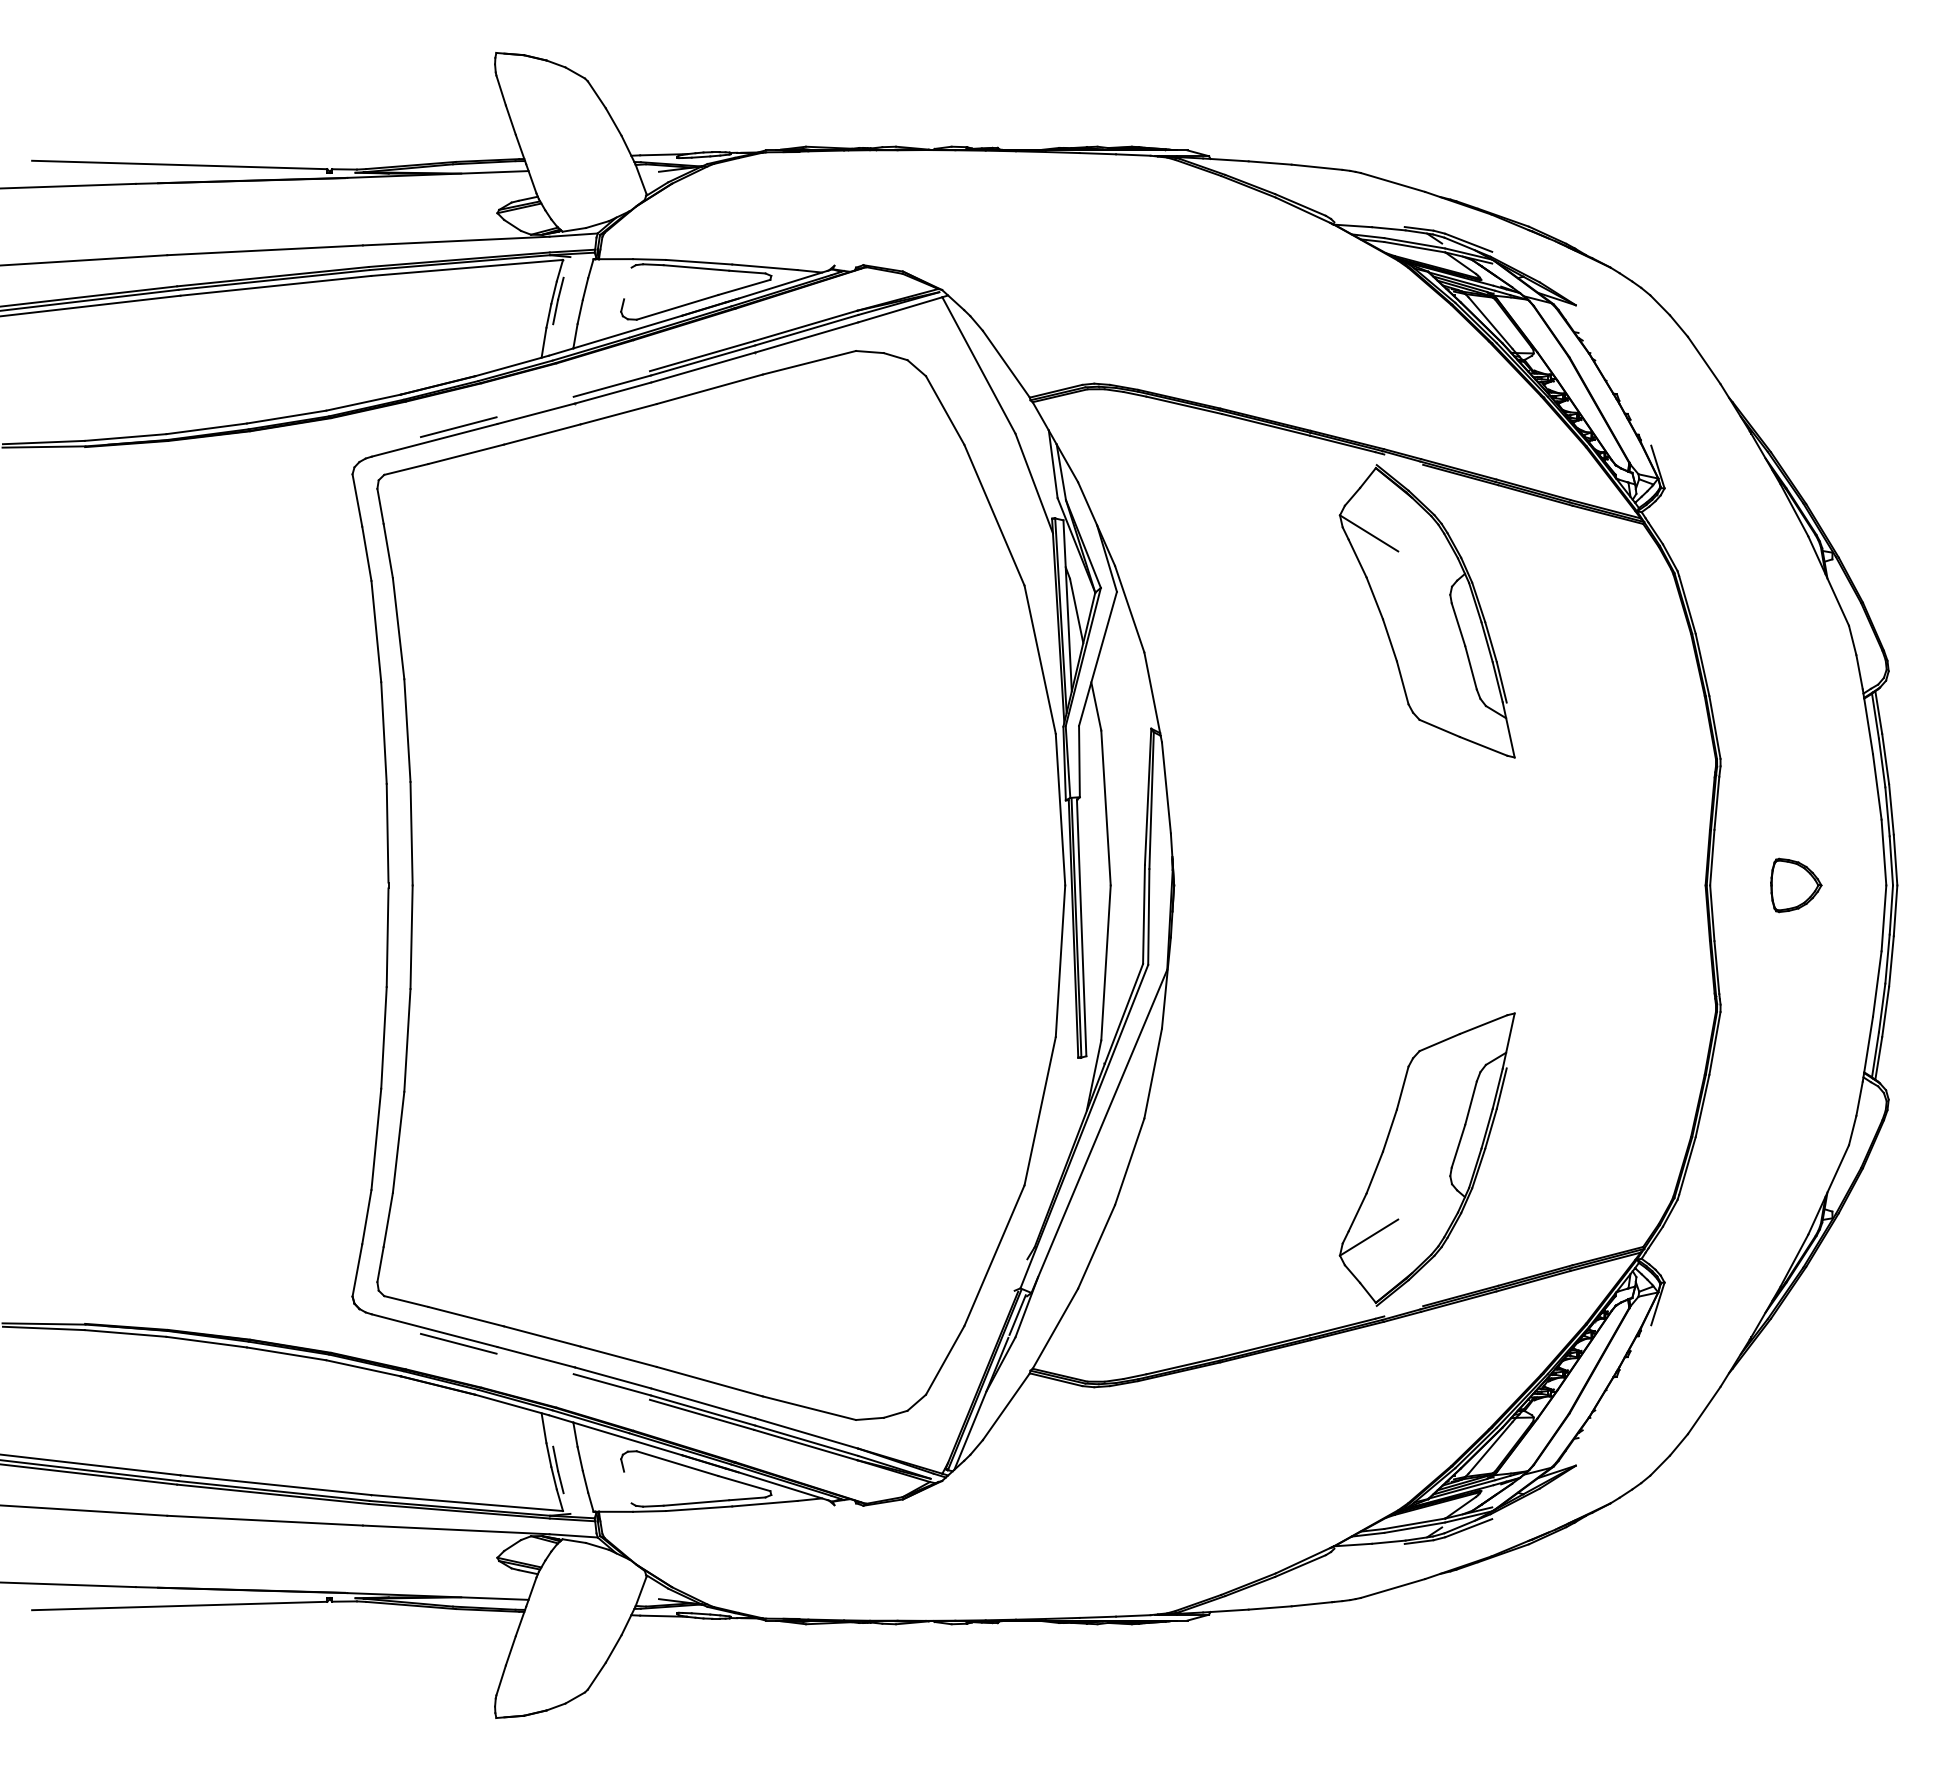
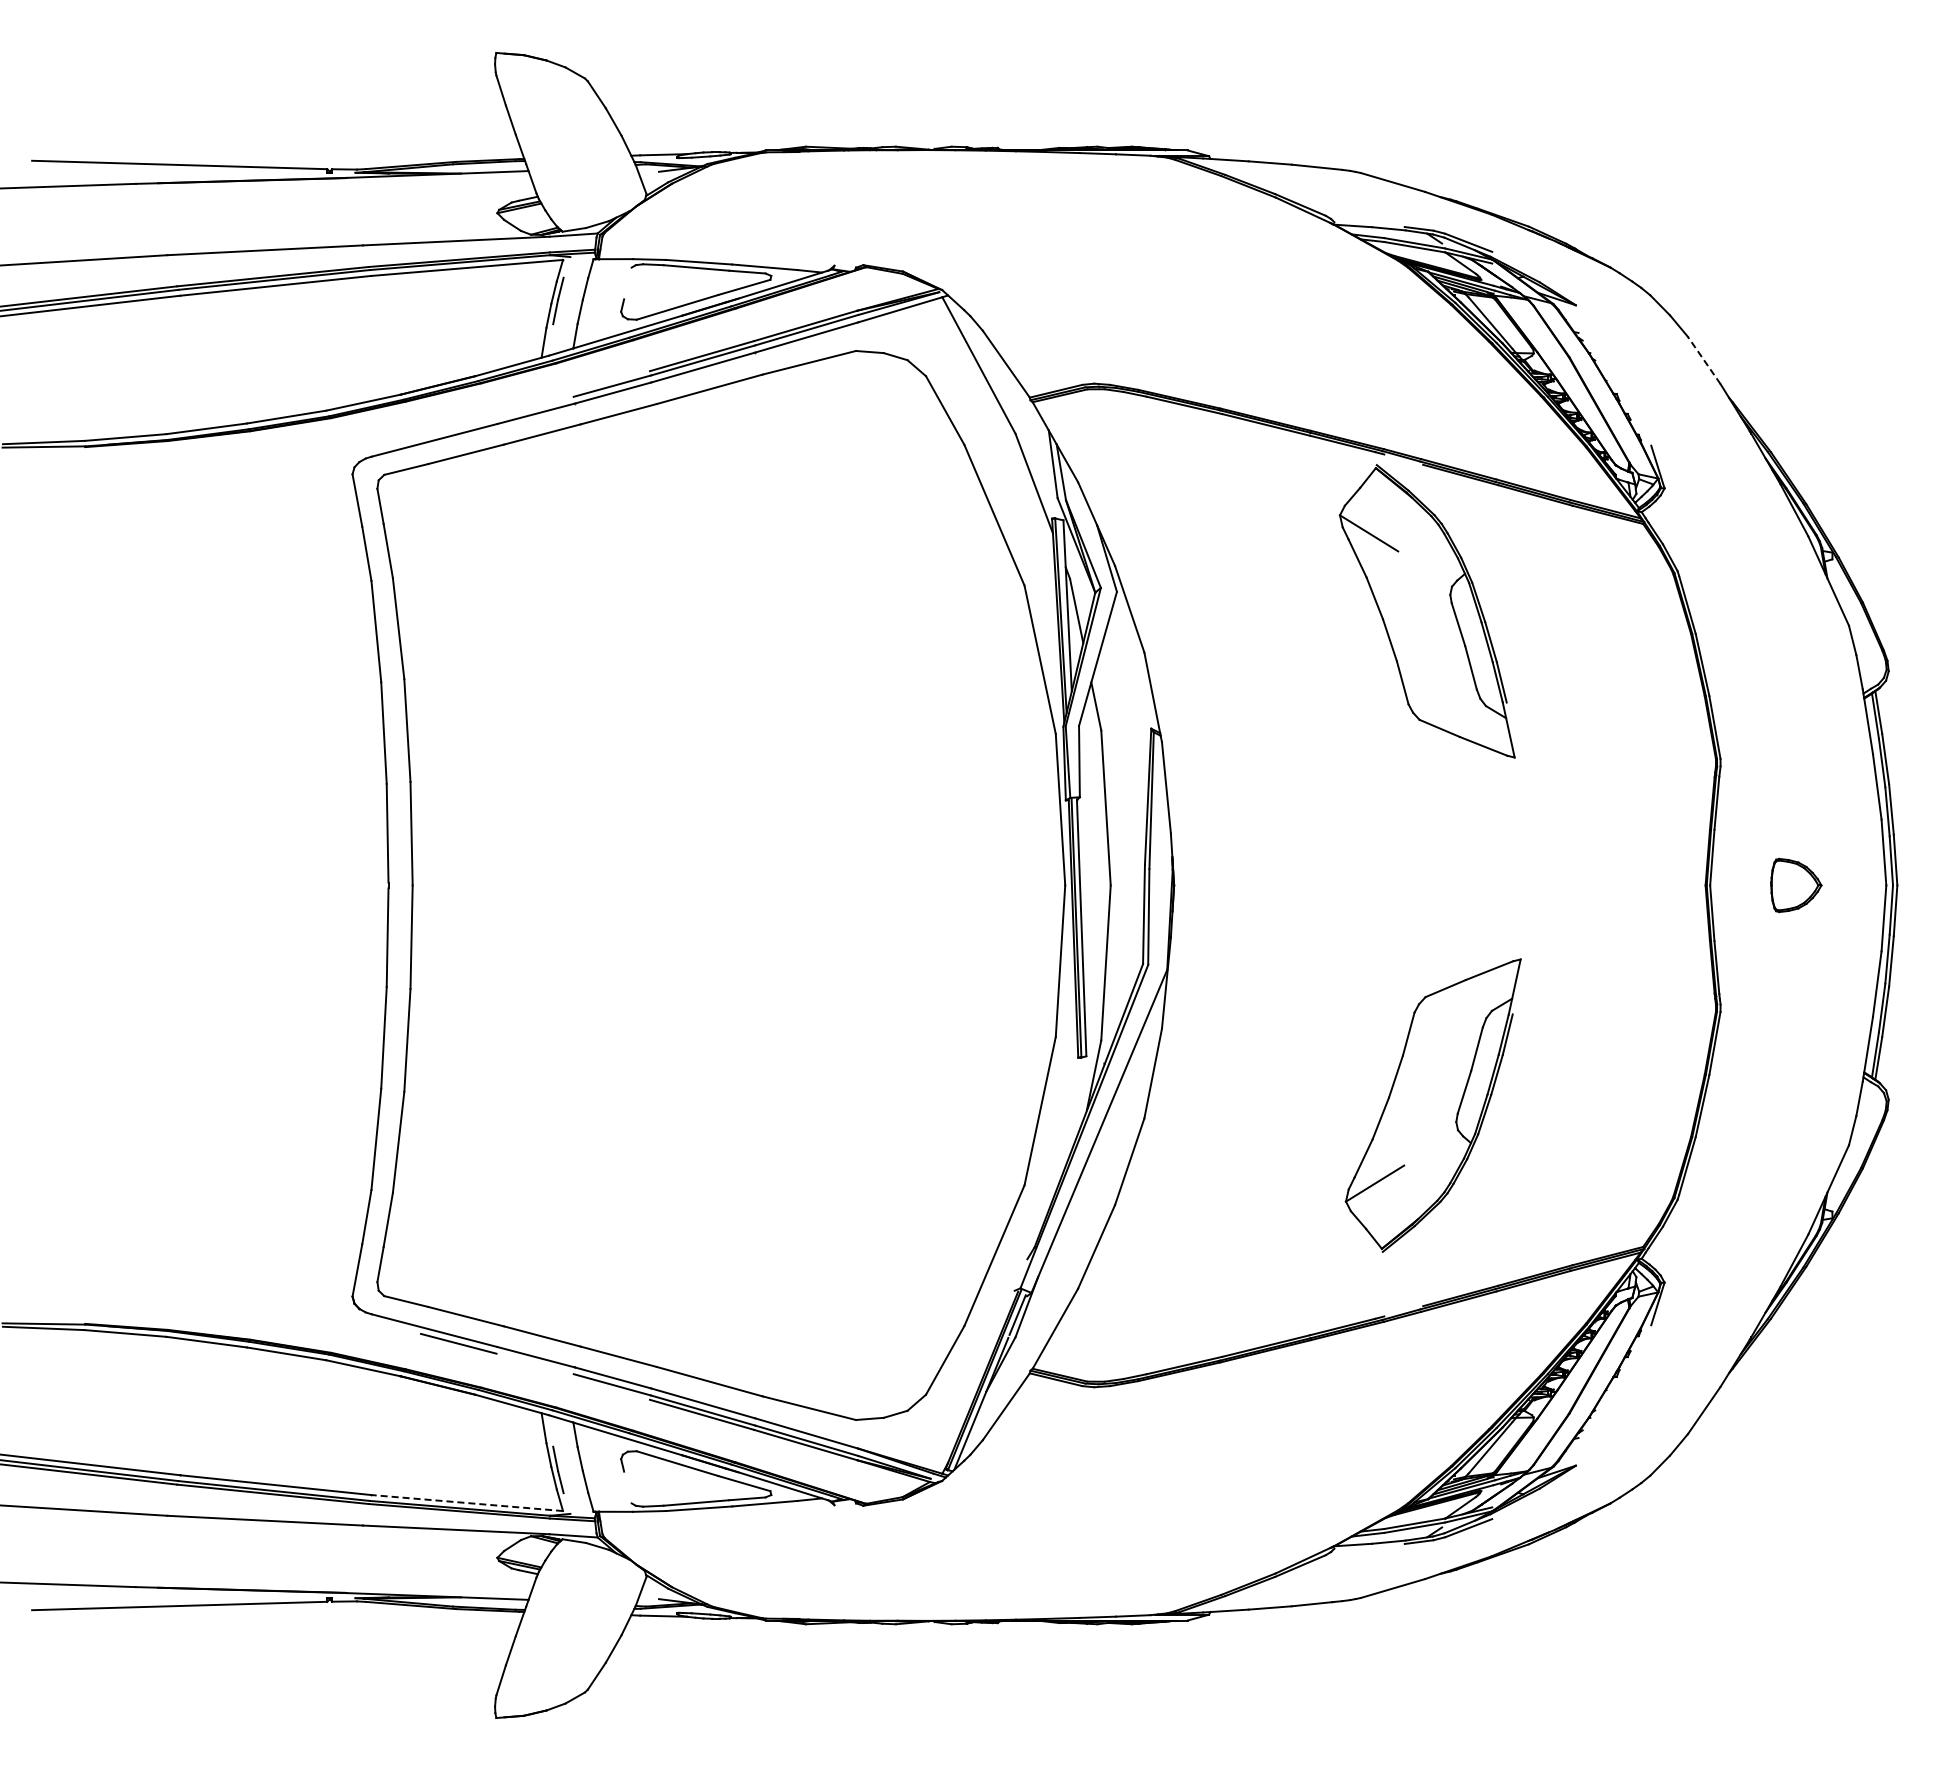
line: solid -> dashed (1704, 360)
line: present -> none (458, 427)
part position: (1426, 1159) -> (1432, 1105) (1432, 1105)
line: solid -> dashed (466, 1503)
